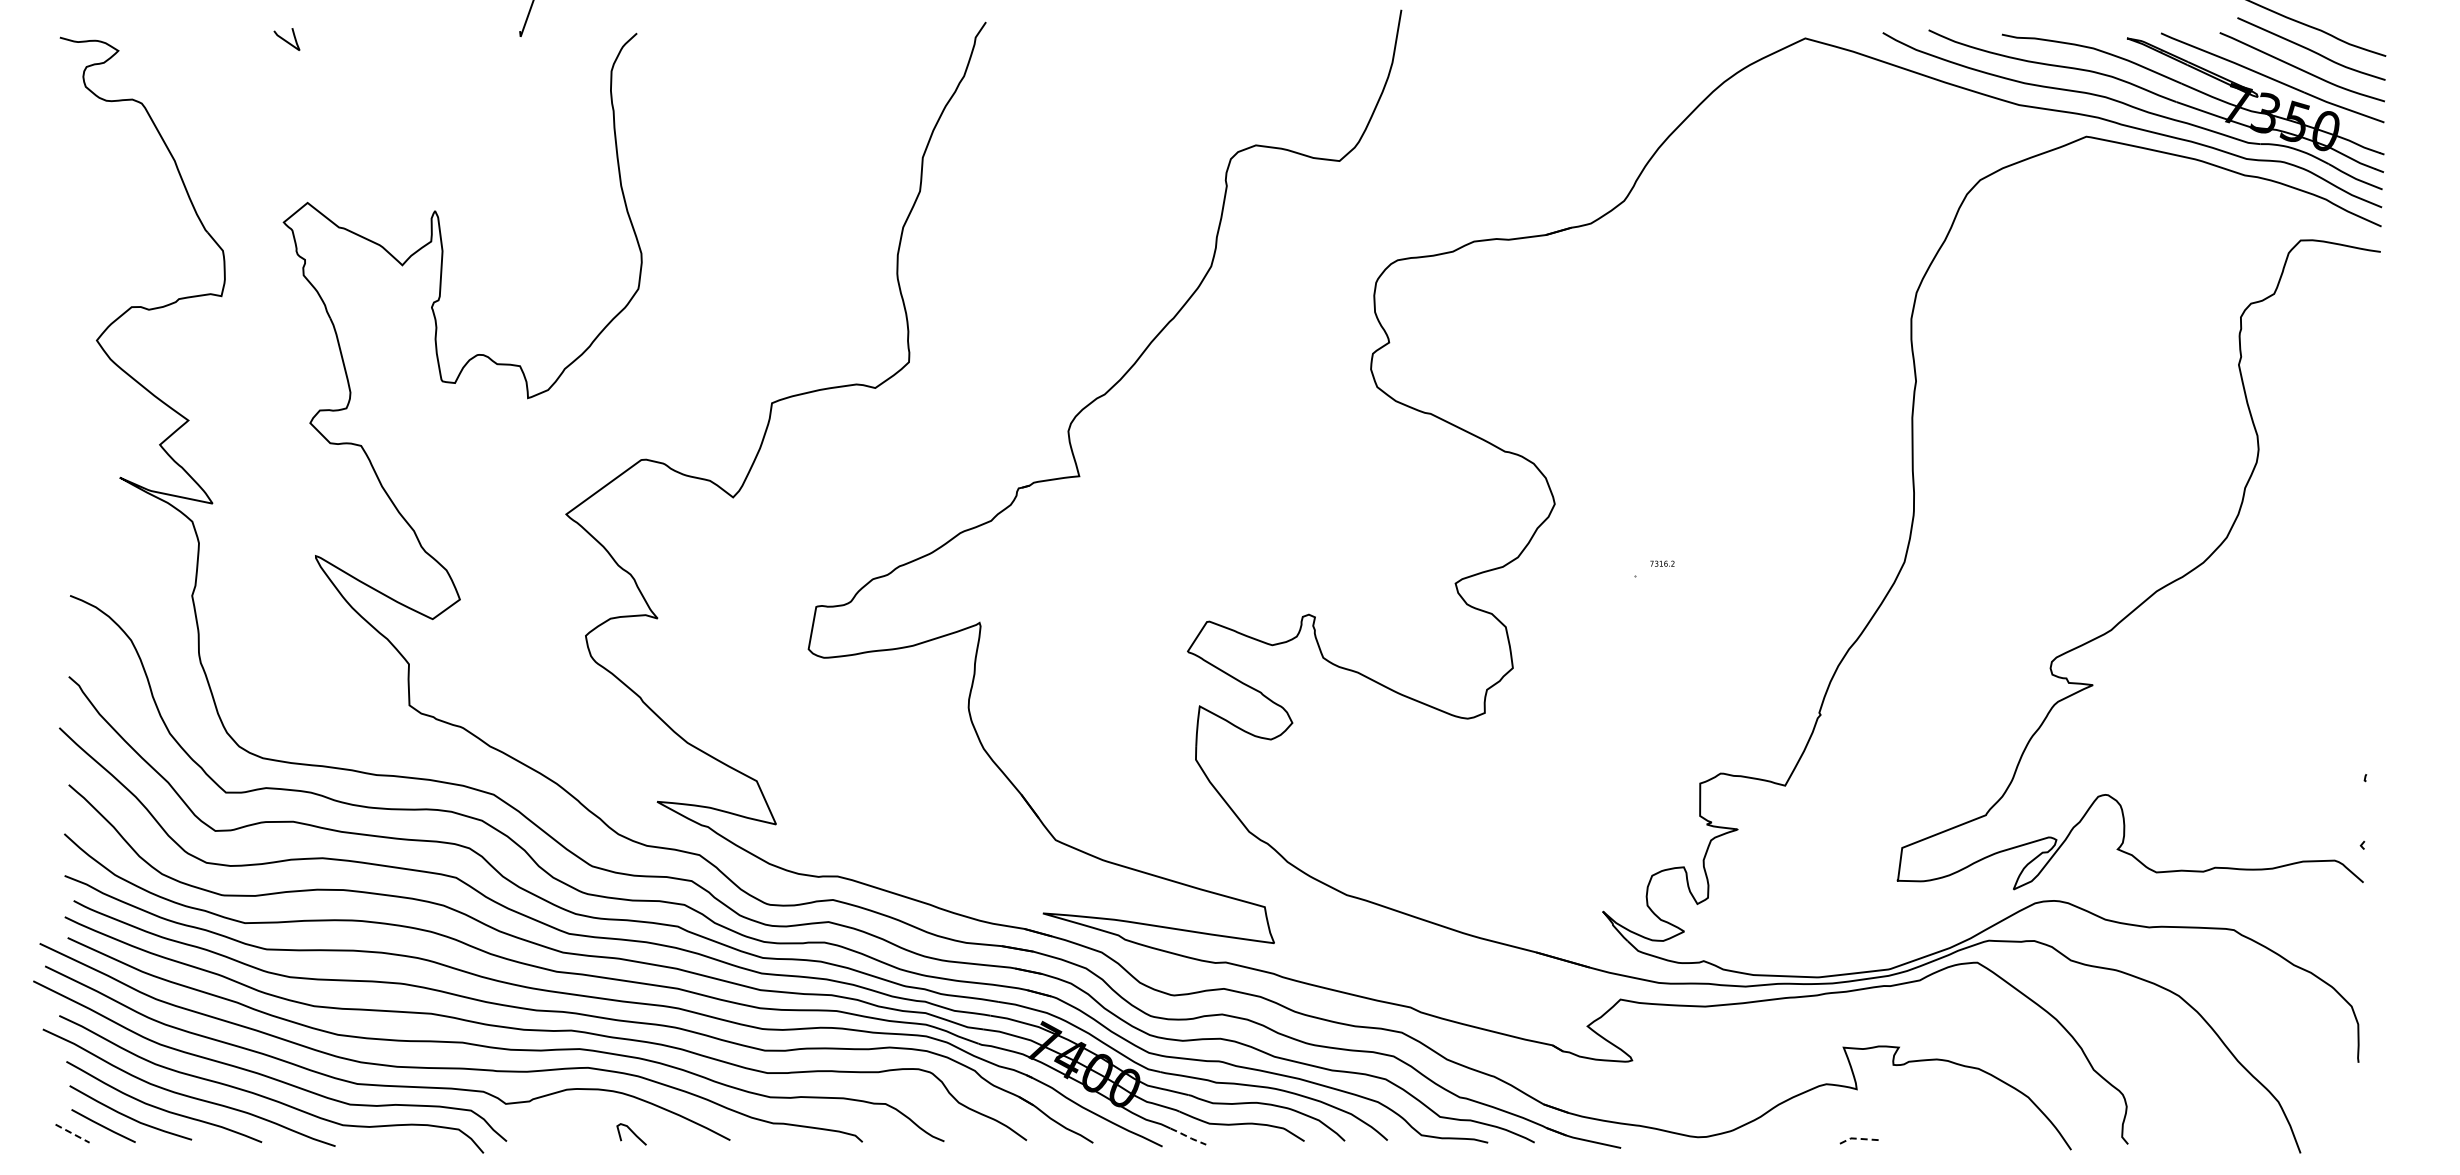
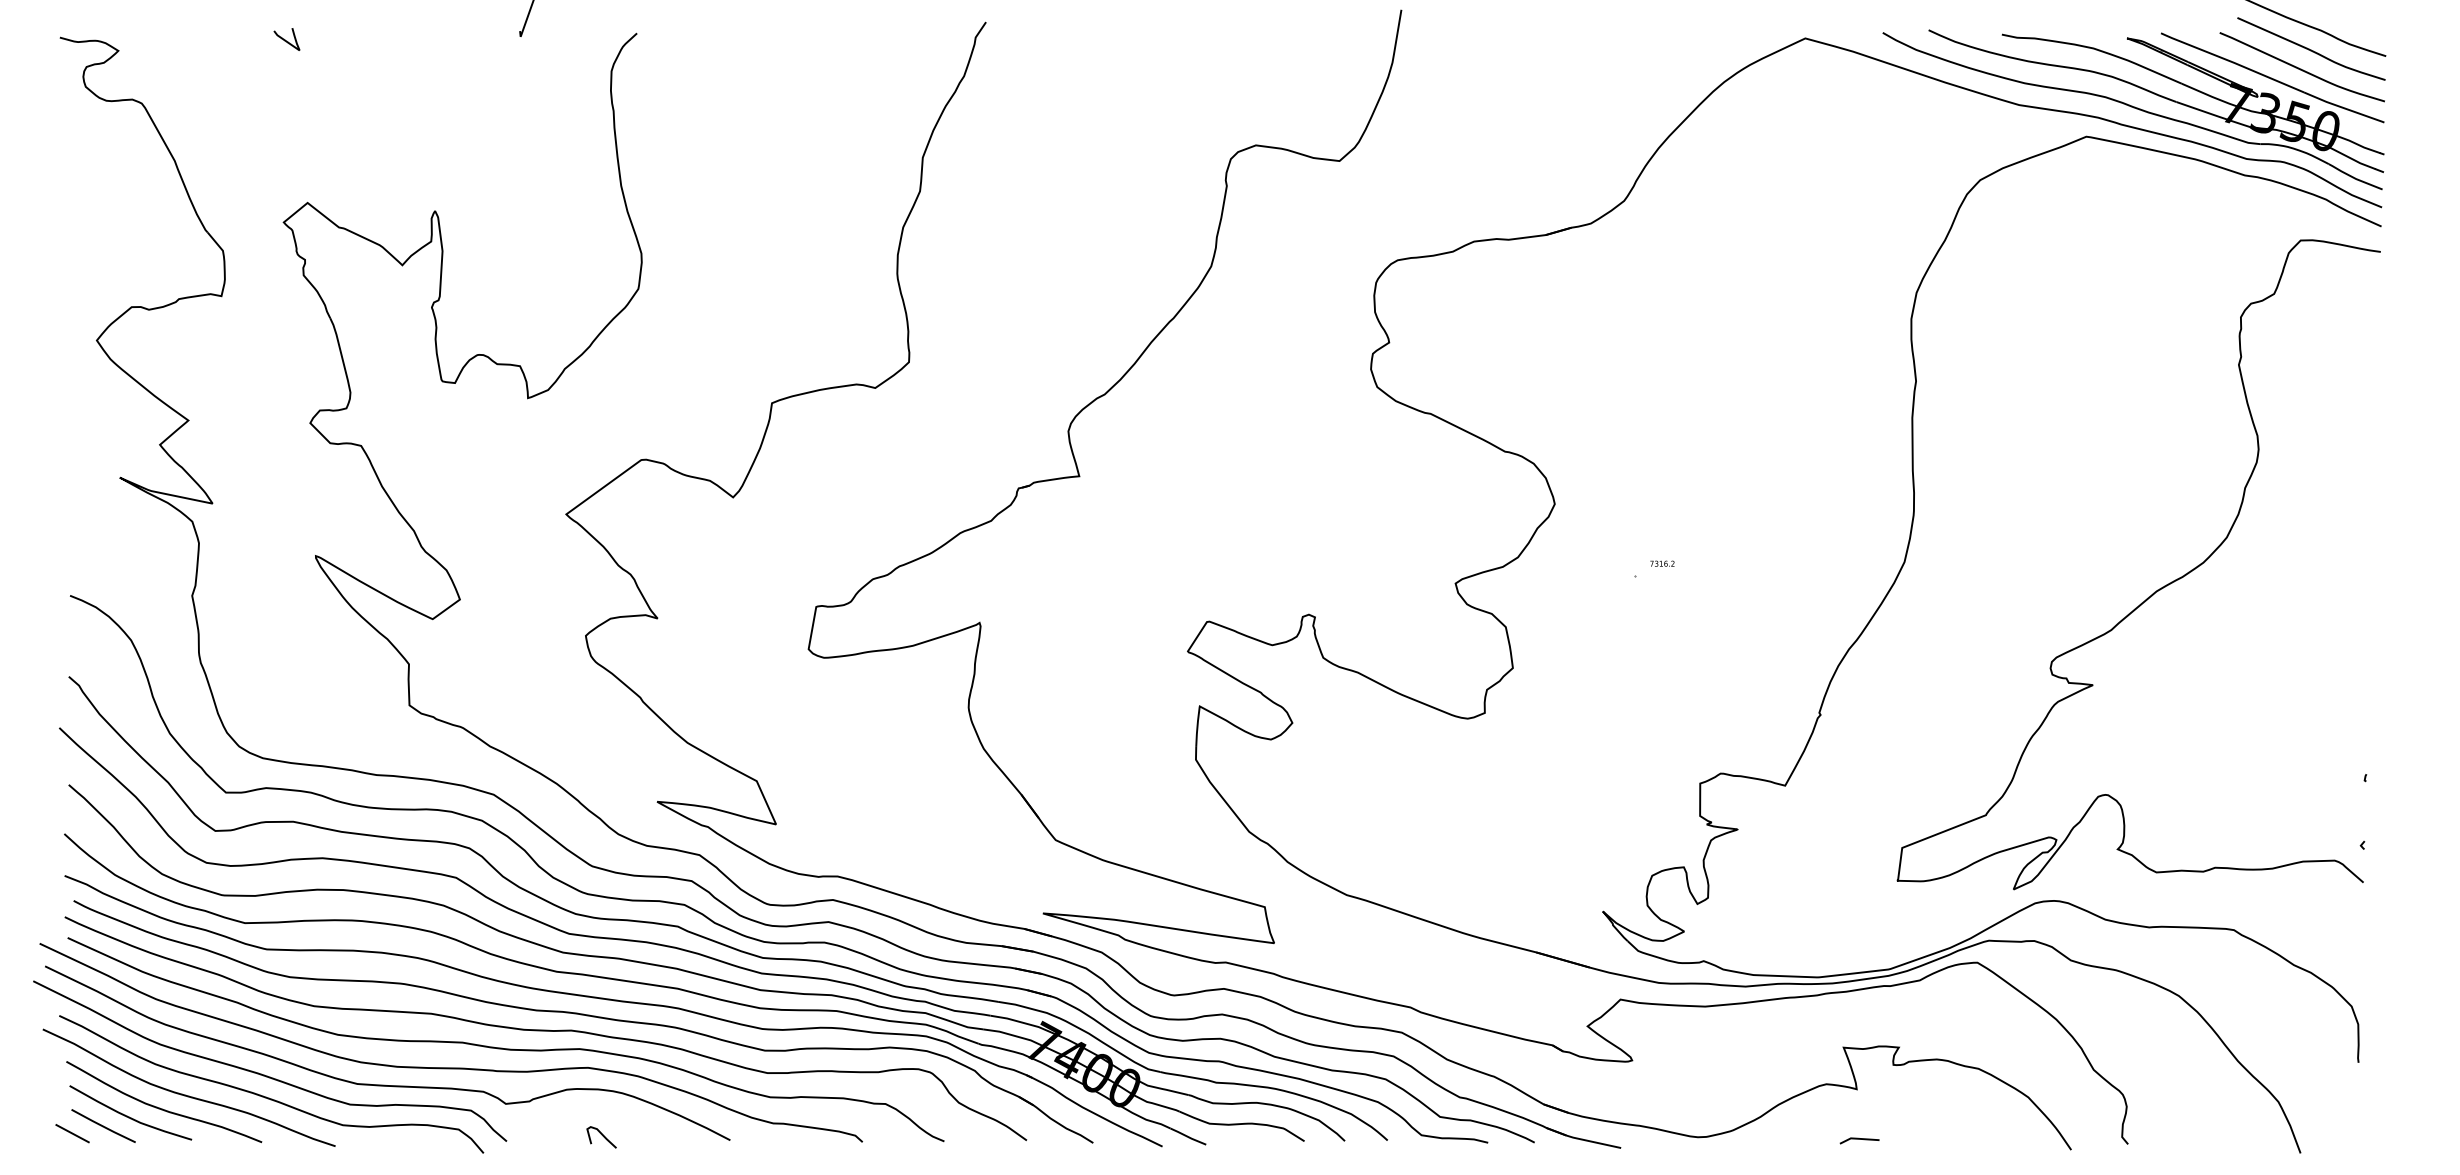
line: dashed -> solid (73, 1133)
curve position: (632, 1133) -> (602, 1136) (602, 1136)
line: dashed -> solid (1188, 1137)
line: dashed -> solid (1858, 1138)
